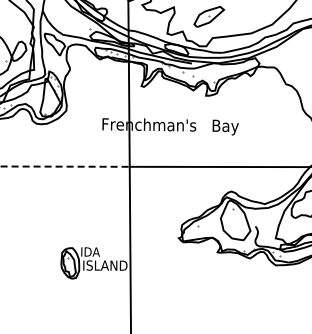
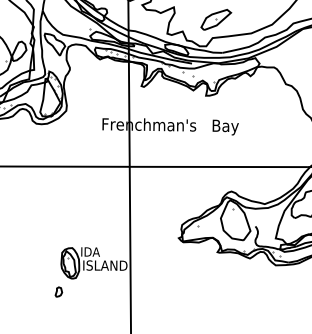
part position: (209, 16) -> (216, 19) (216, 19)
line: dashed -> solid (64, 166)
part: none -> present (58, 291)
